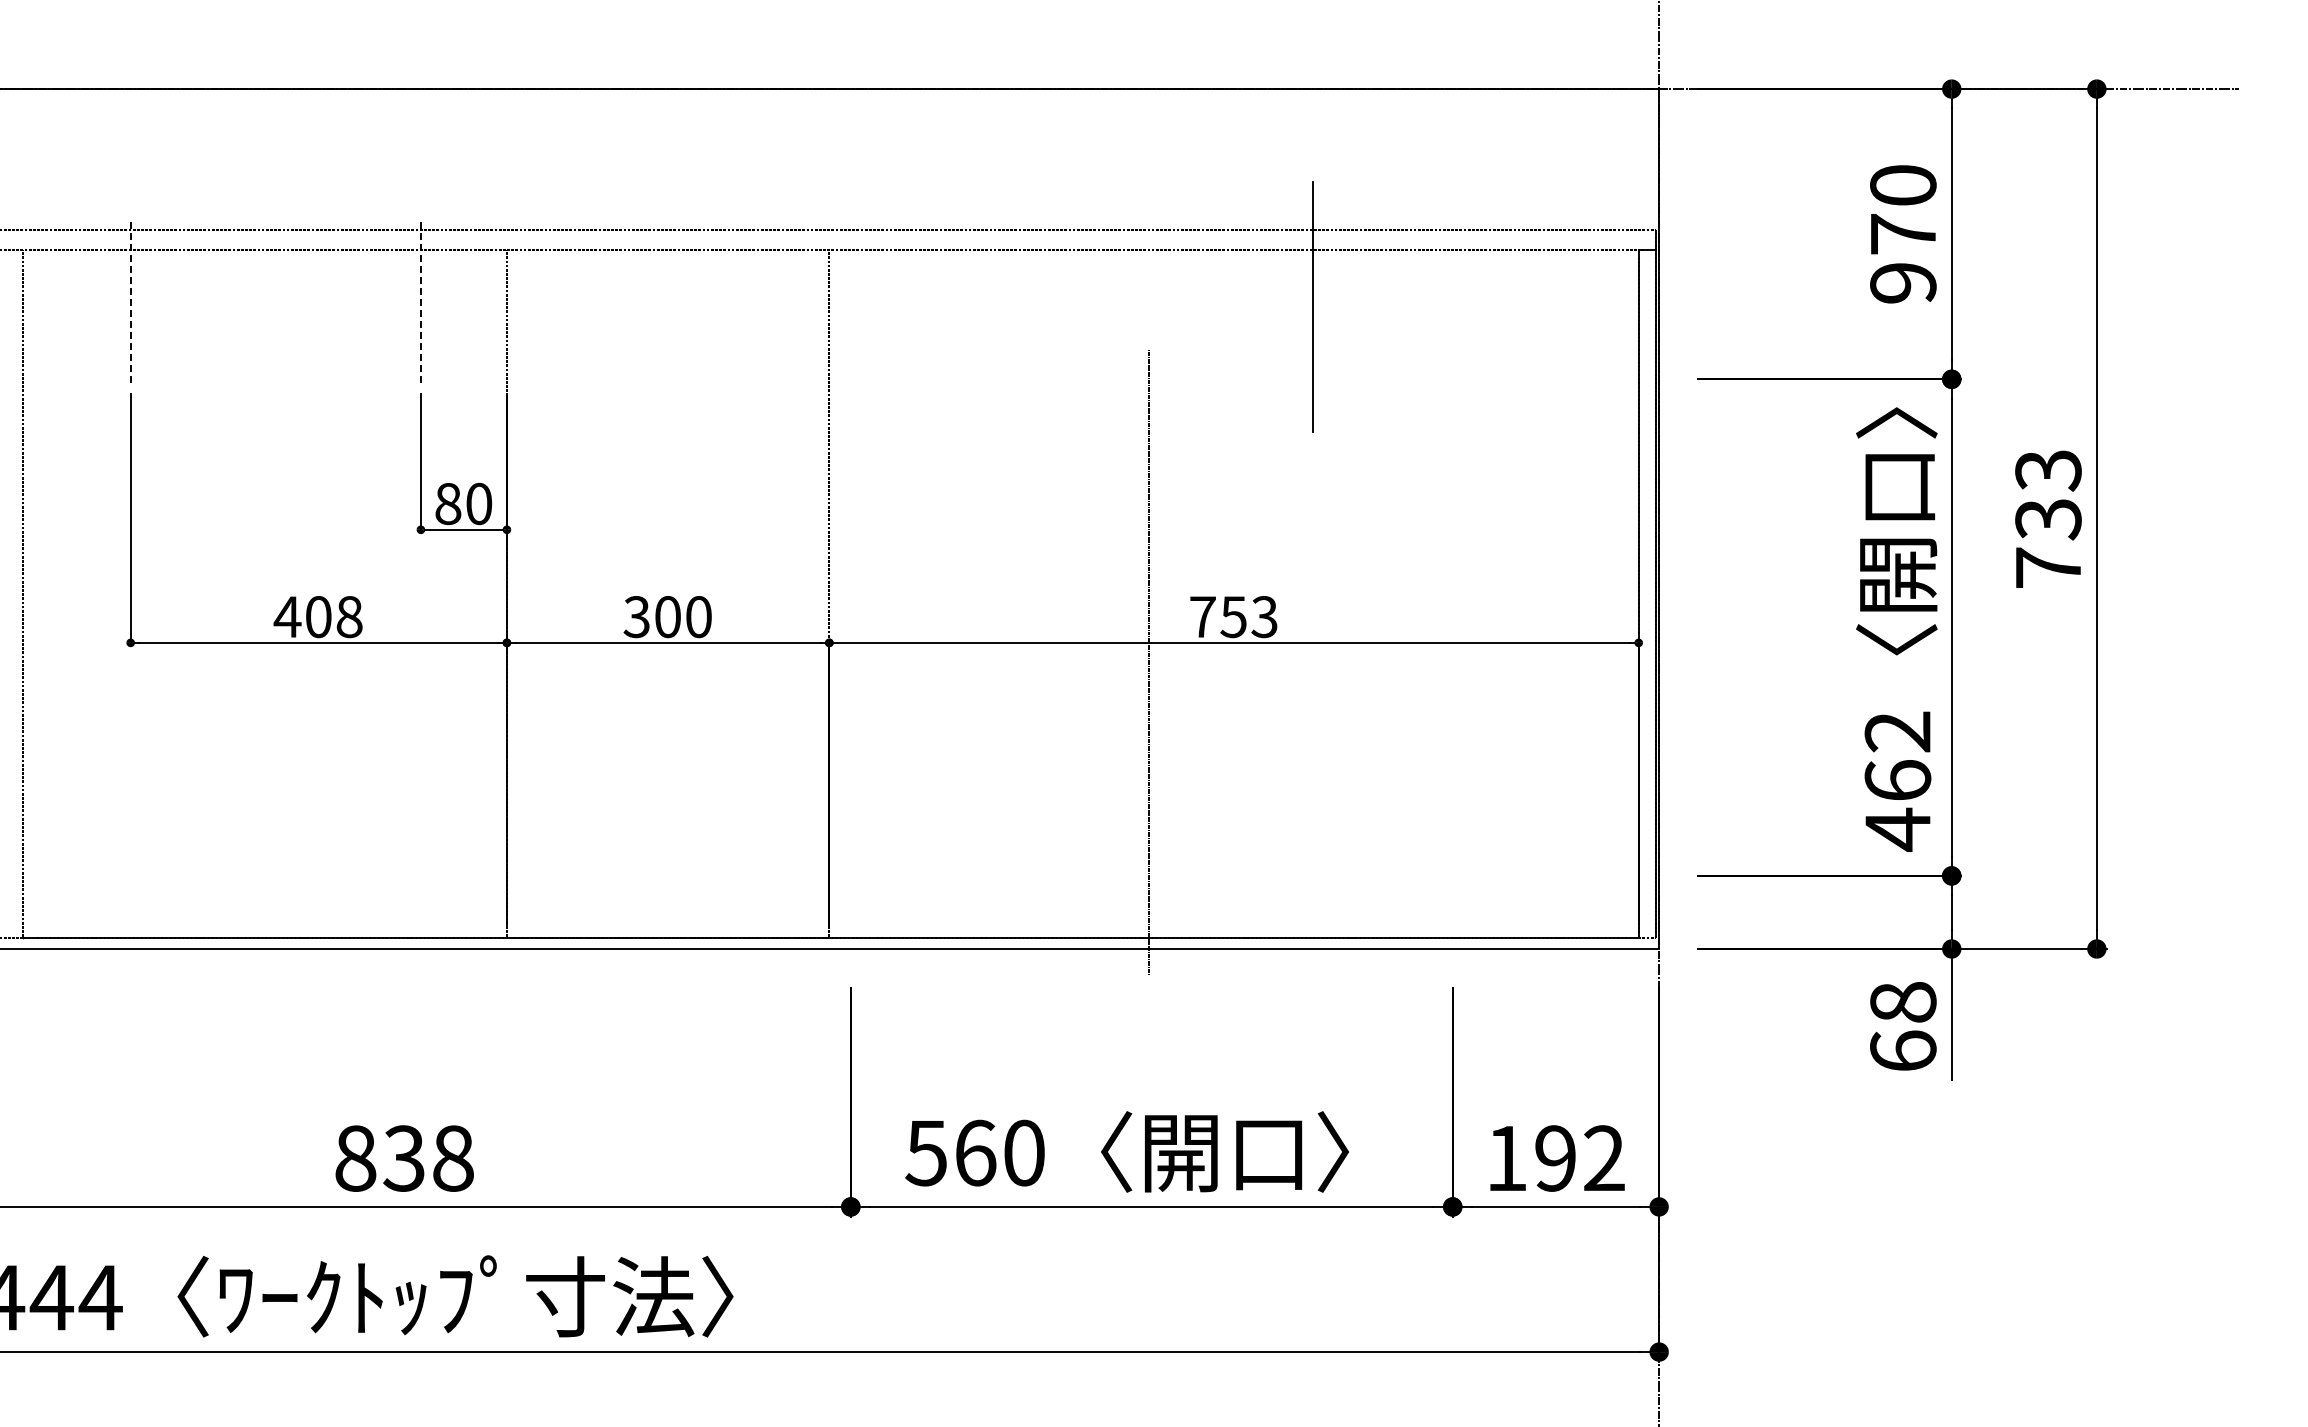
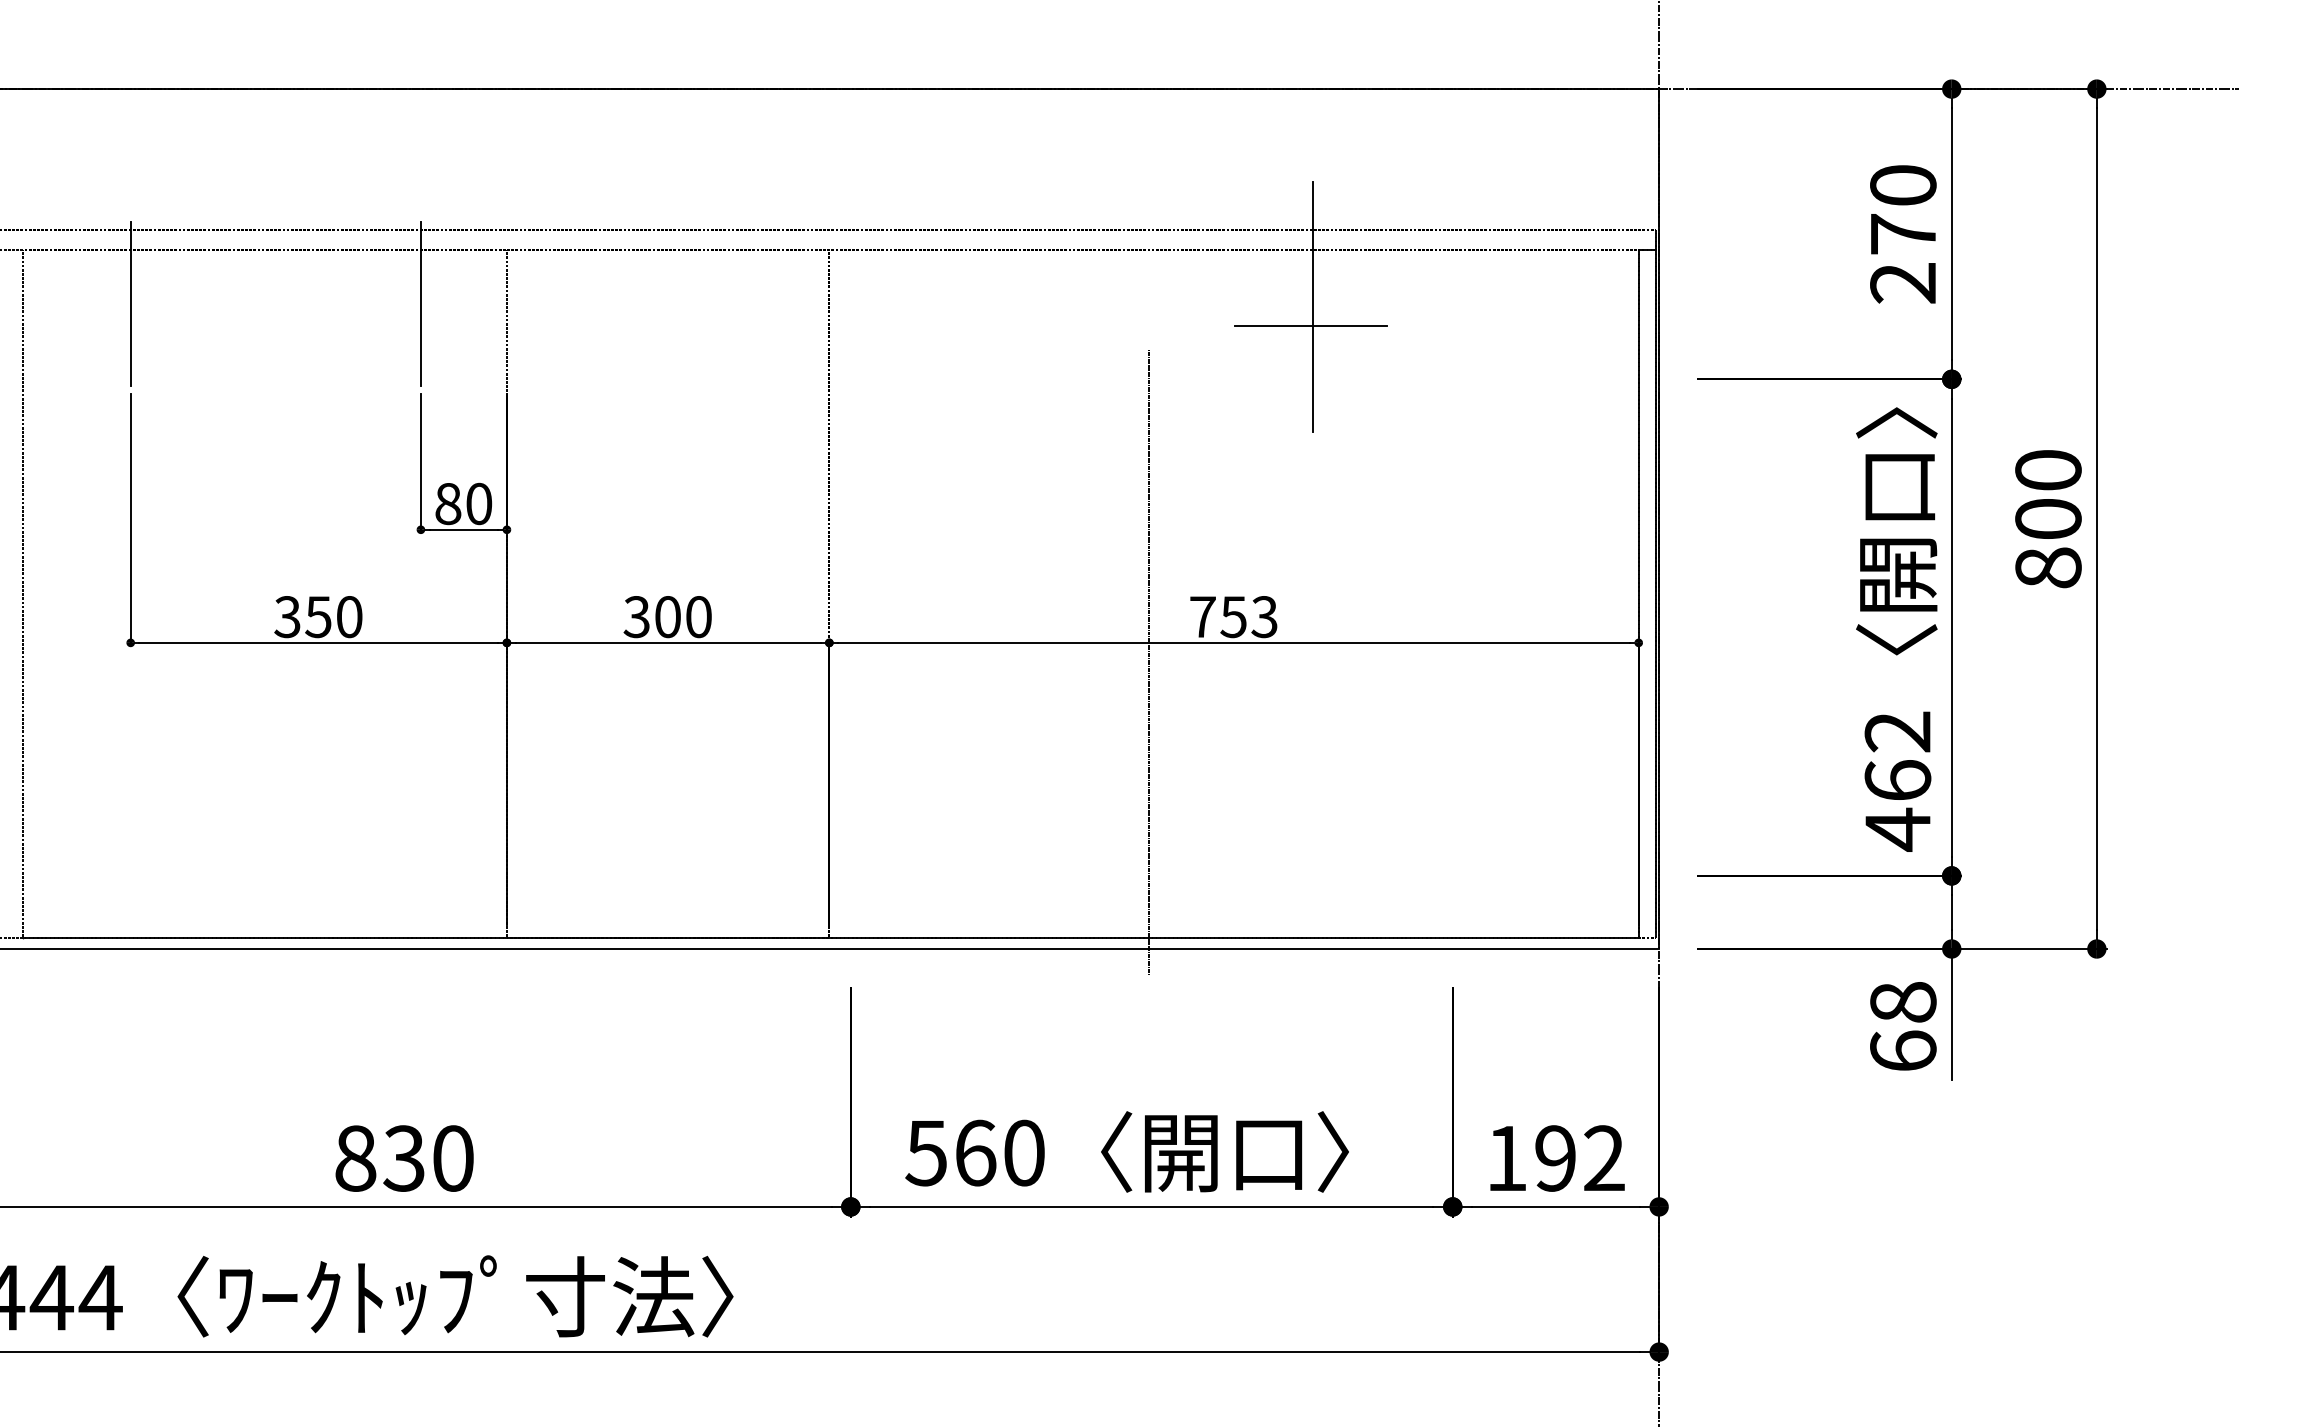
text: 970 -> 270 (1903, 283)
line: dashed -> solid (130, 304)
line: dashed -> solid (420, 304)
line: none -> present (1311, 325)
text: 733 -> 800 (2048, 519)
text: 408 -> 350 (317, 617)
text: 838 -> 830 (453, 1158)
